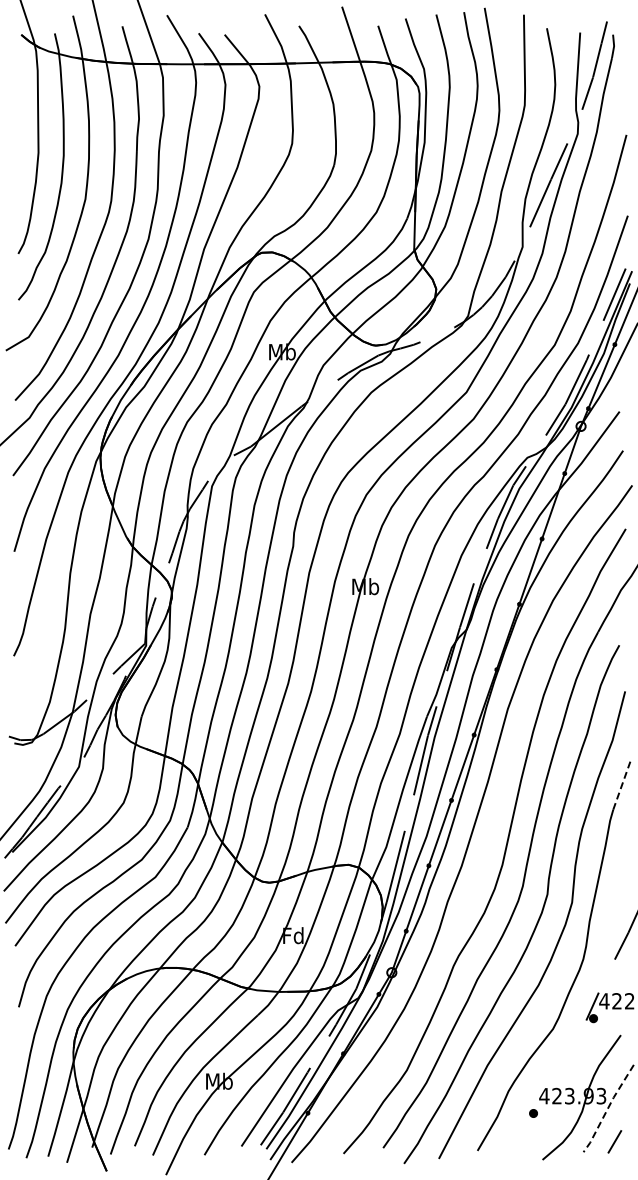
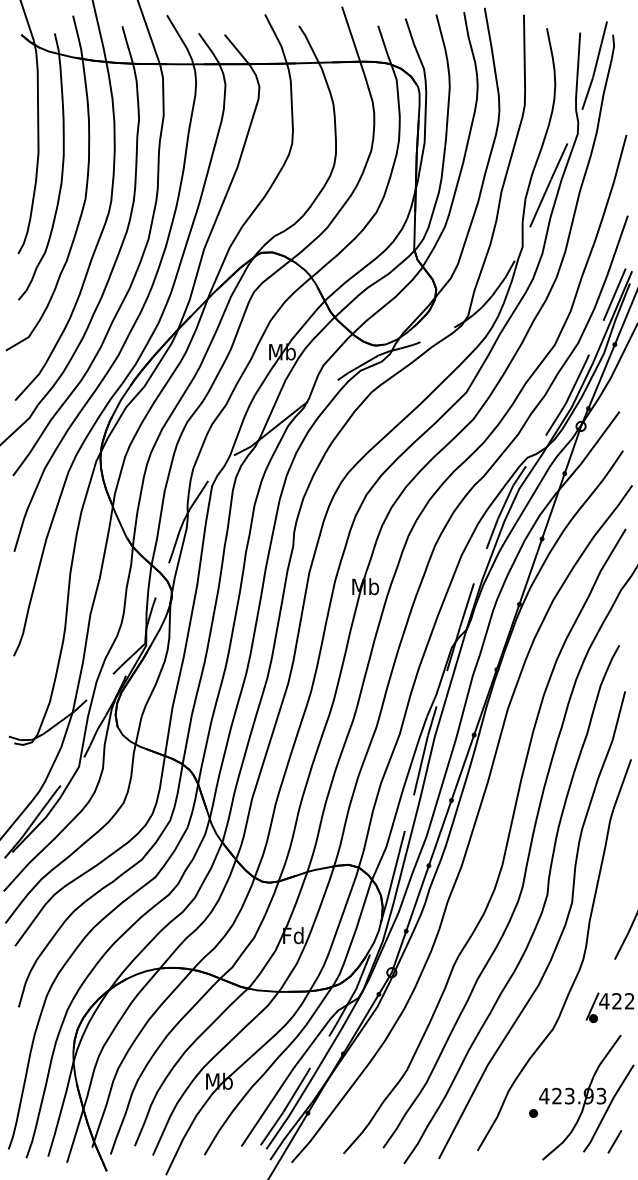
line: dashed -> solid (622, 784)
line: dashed -> solid (608, 1108)
